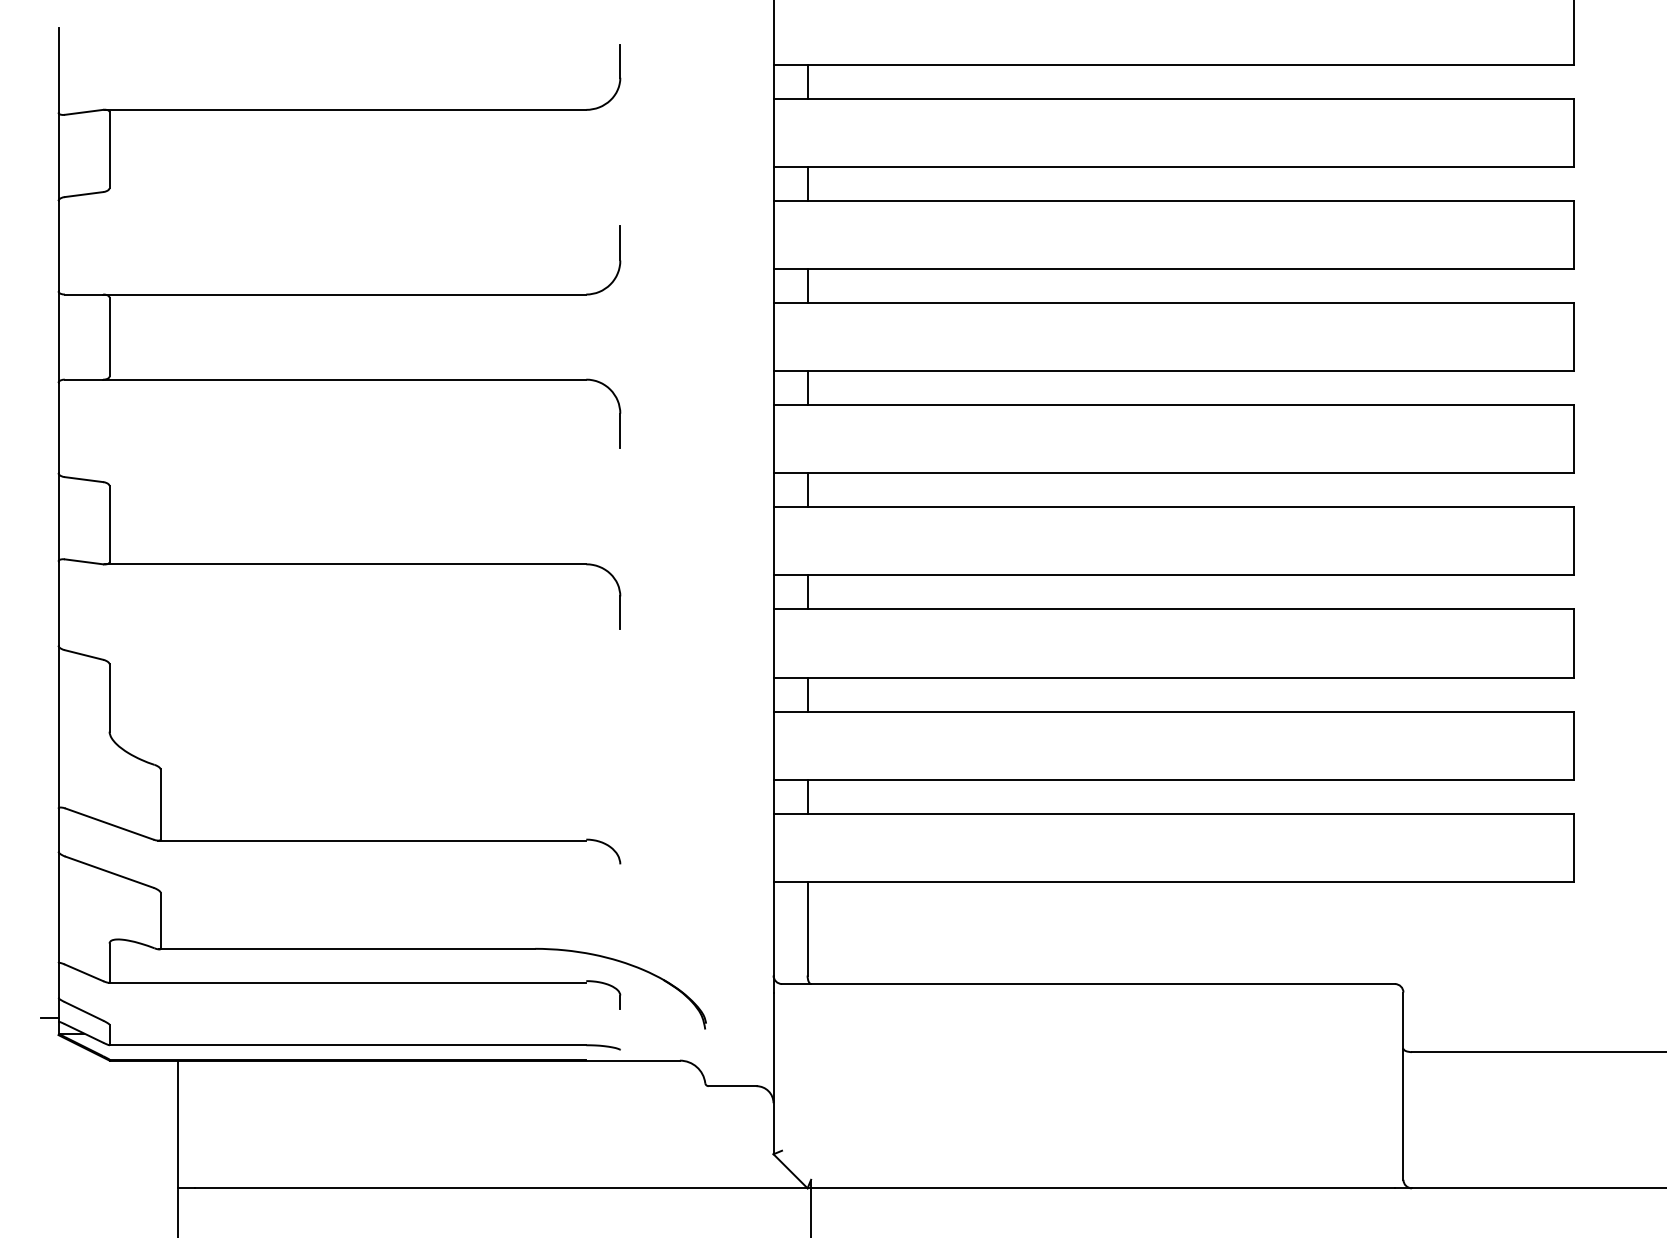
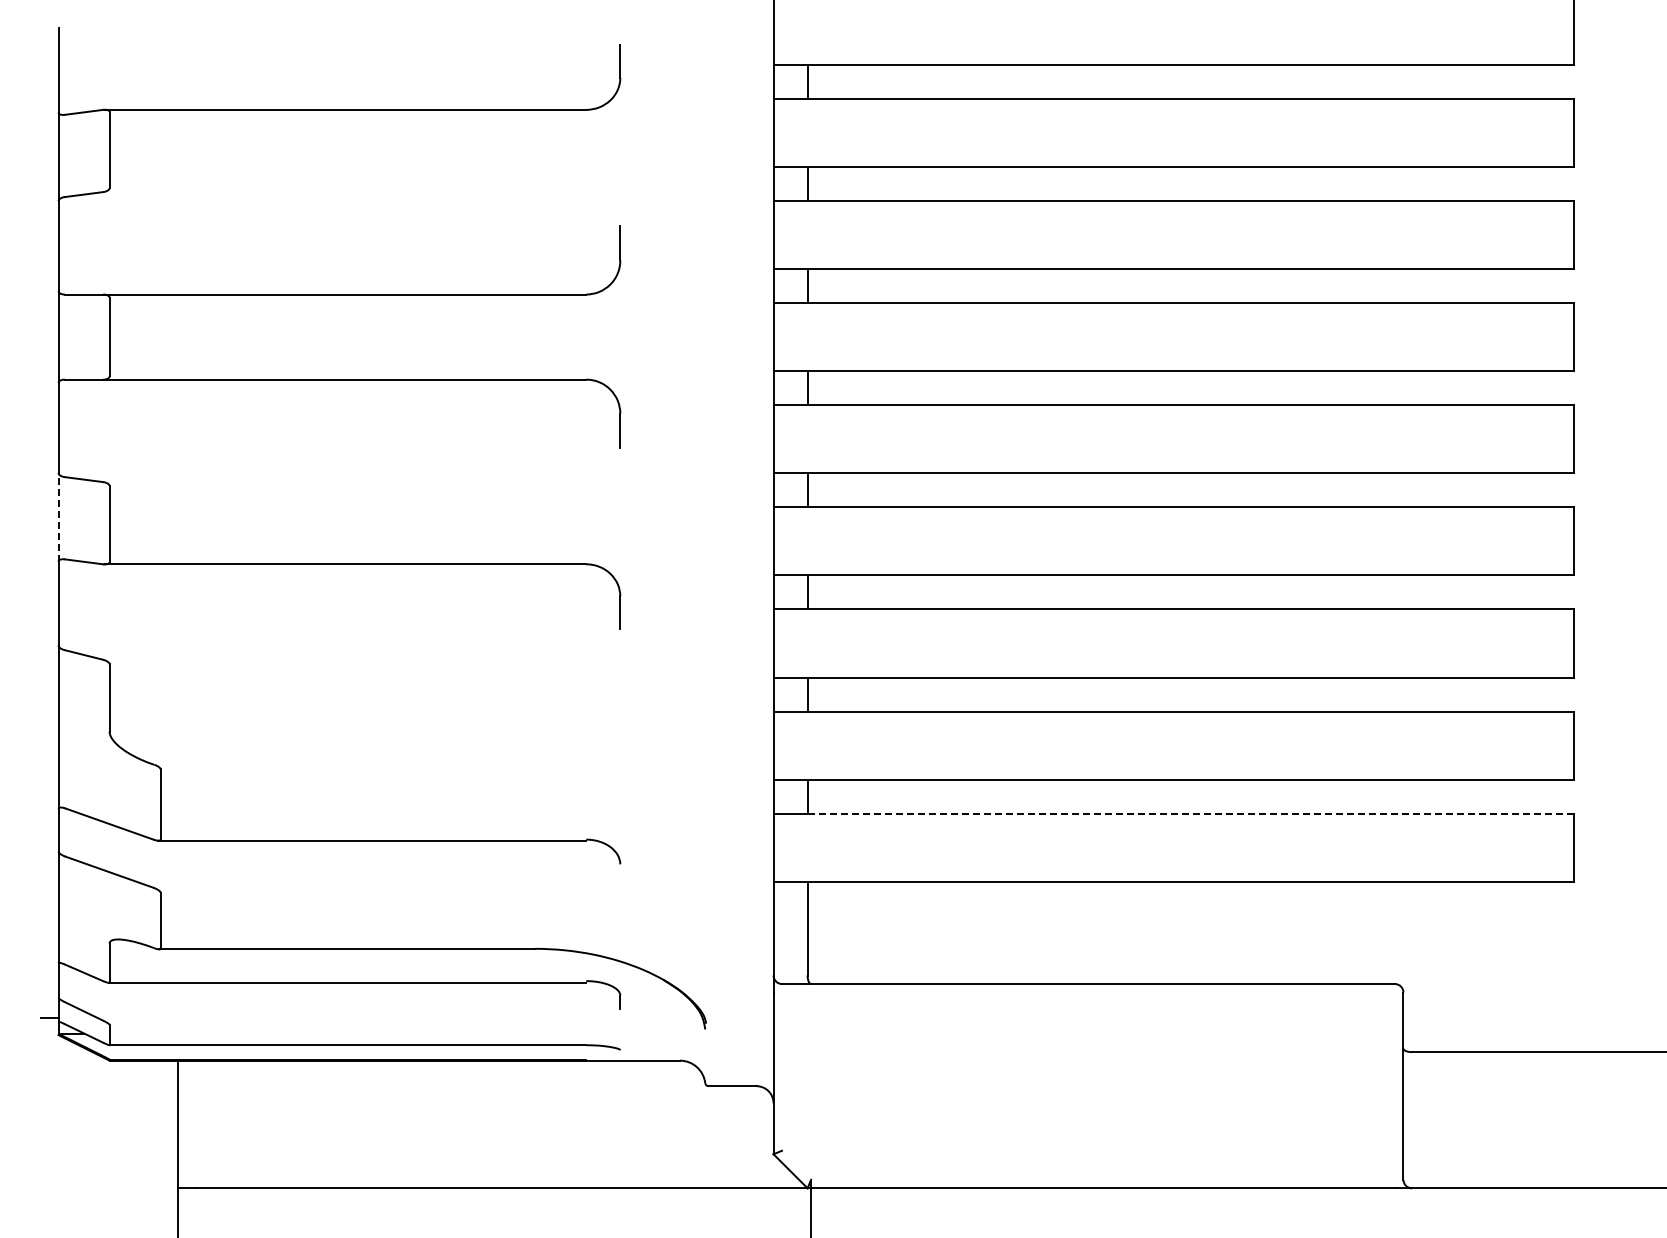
line: solid -> dashed (58, 516)
line: solid -> dashed (1190, 813)
